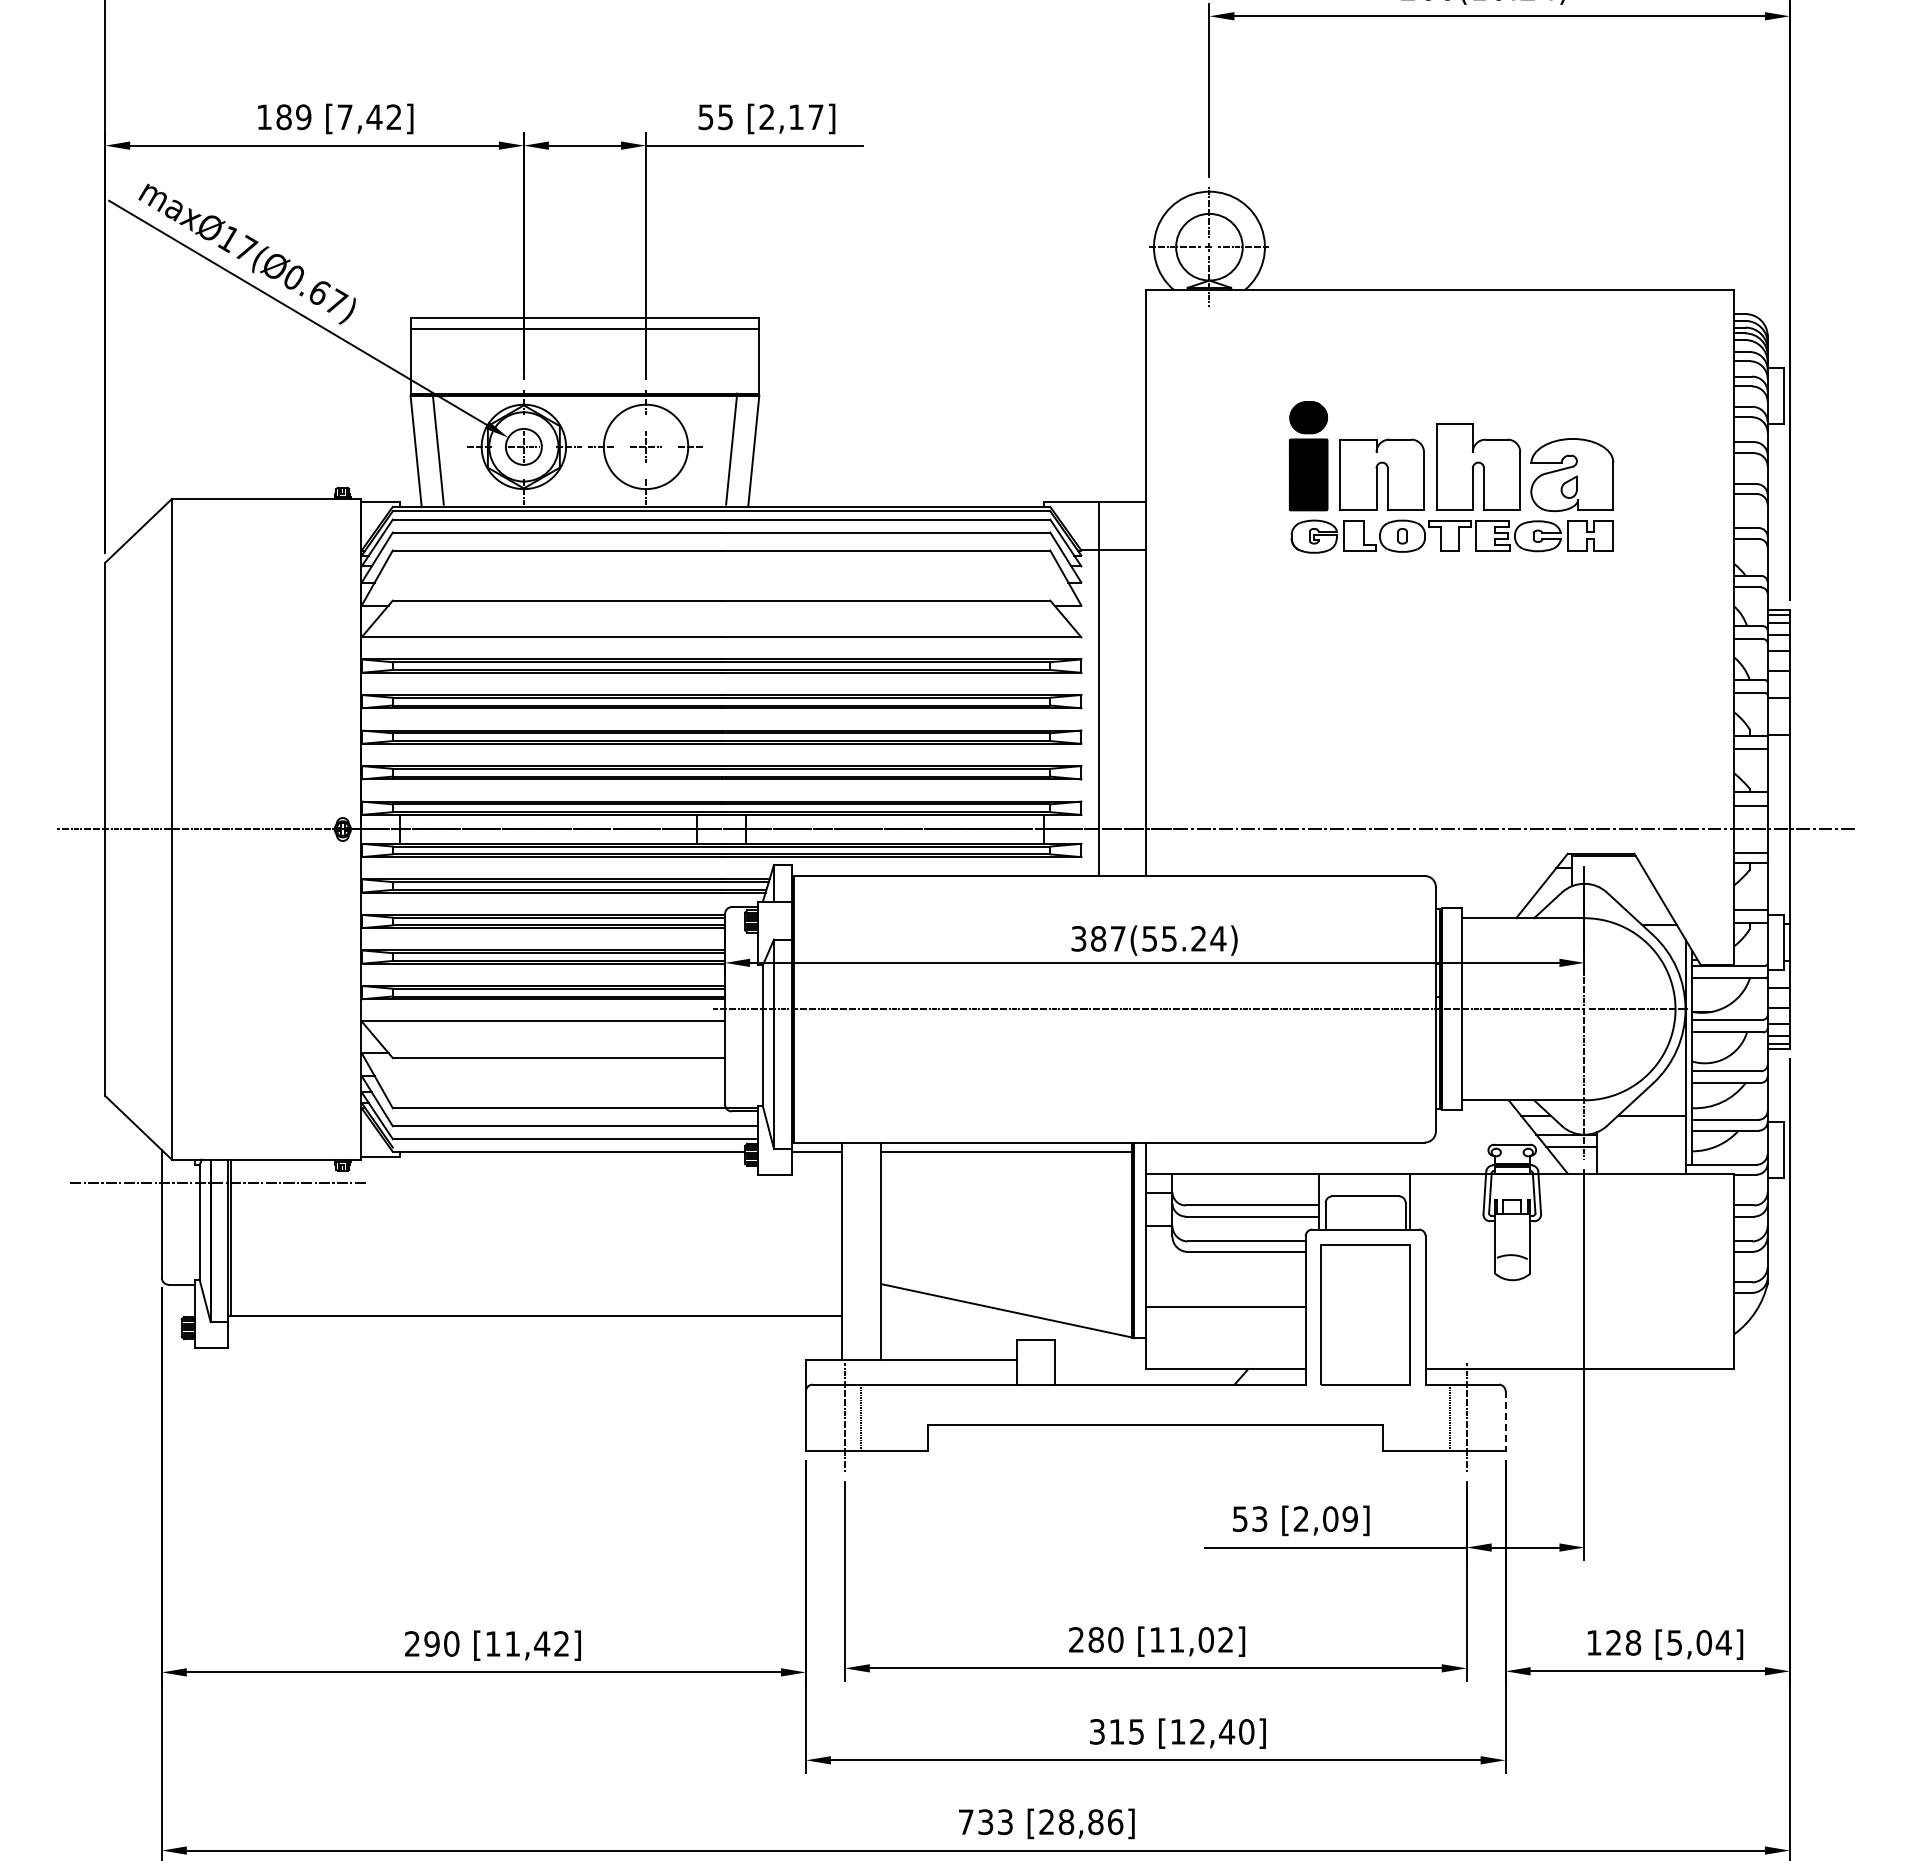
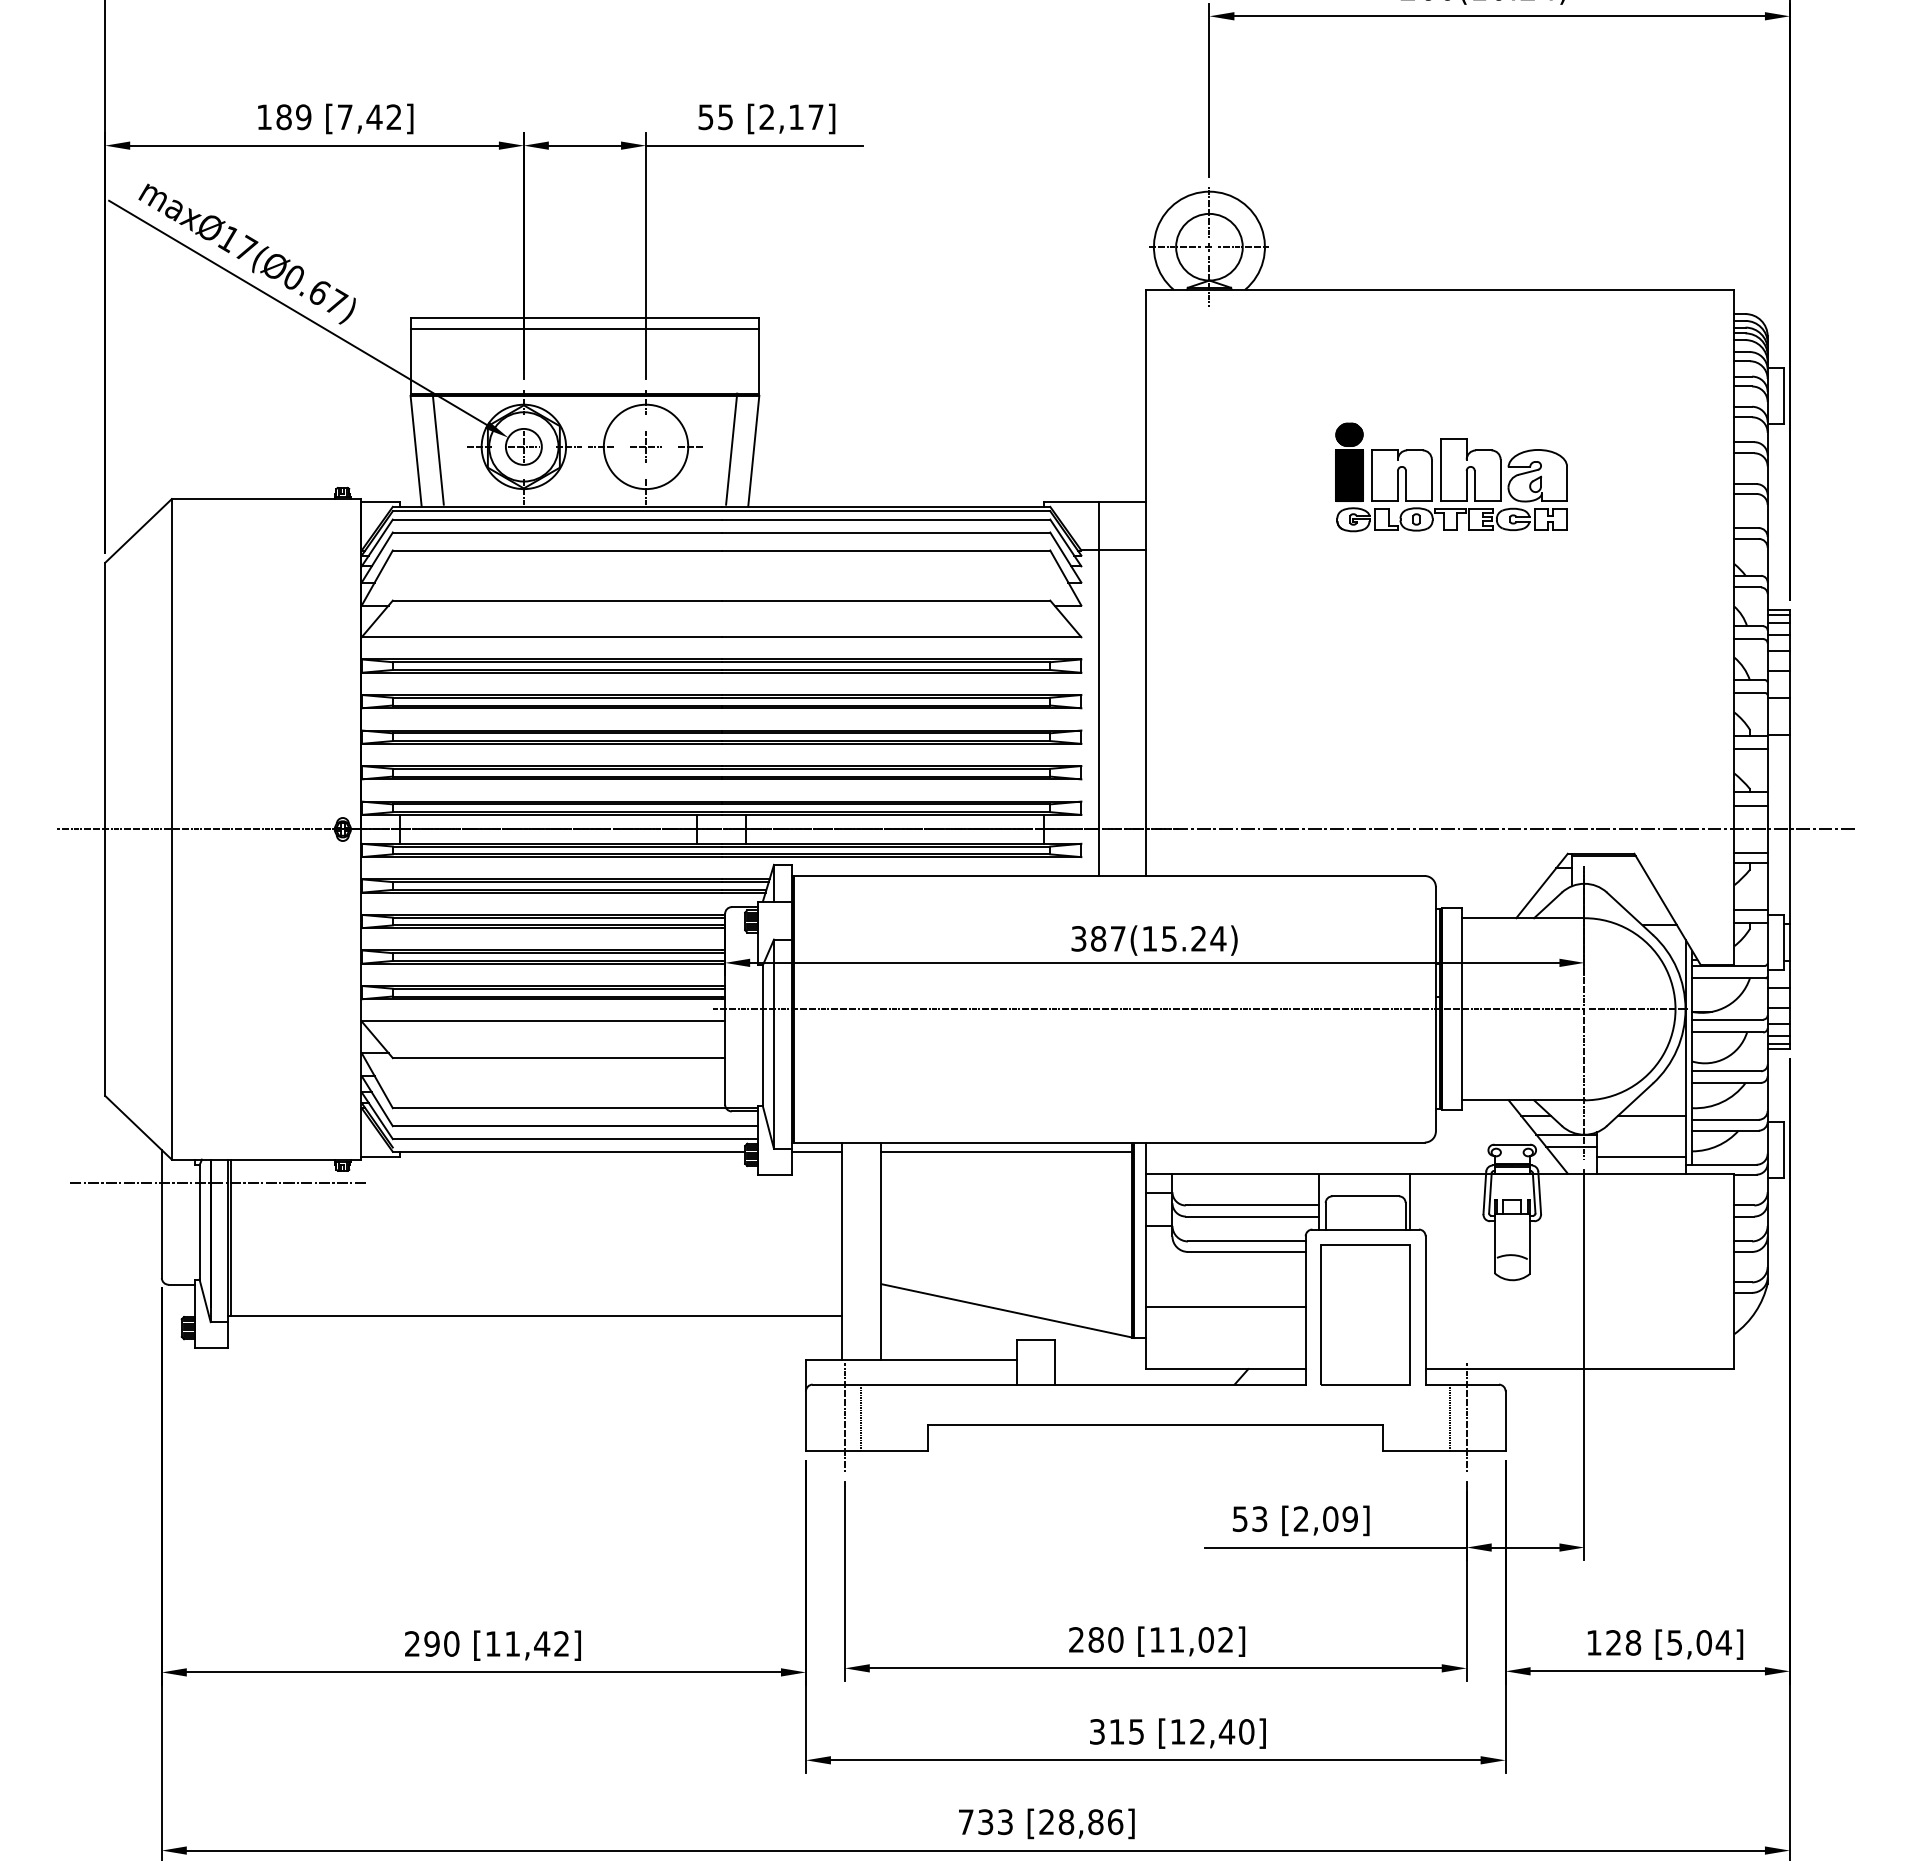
part size: 326x153 px -> 233x111 px (1451, 477)
text: 387(55.24) -> 387(15.24) (1149, 938)
line: none -> present (1640, 1157)
line: dashed -> solid (1505, 1421)
